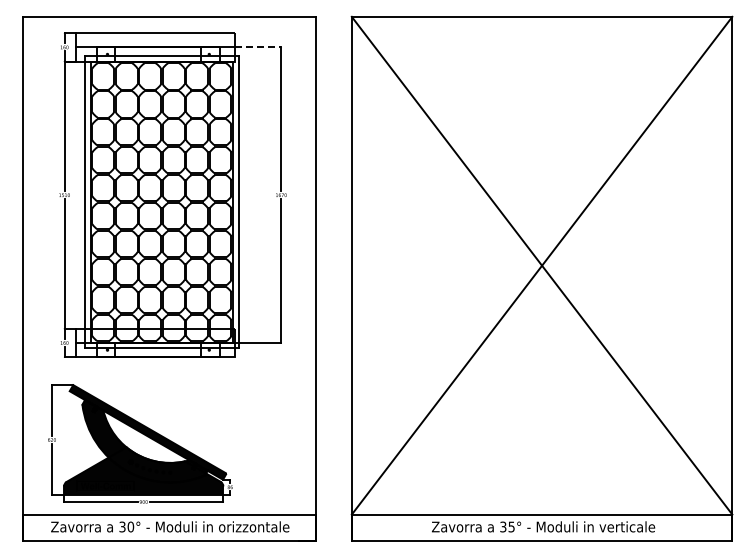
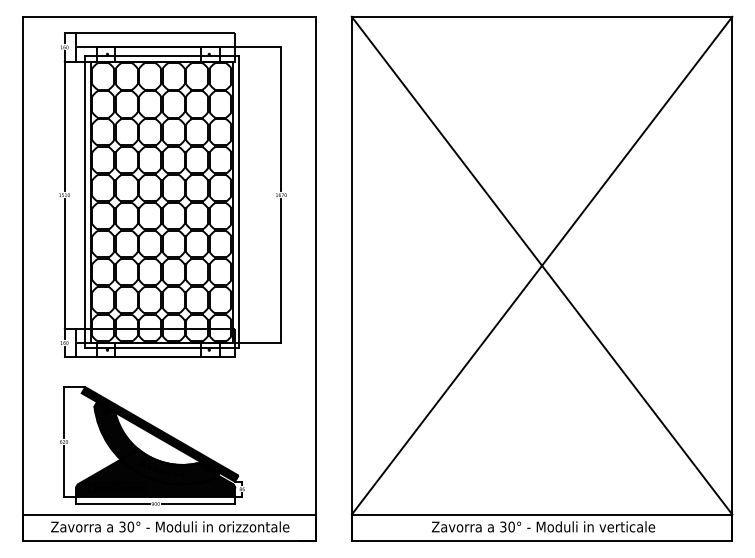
line: dashed -> solid (258, 47)
part position: (140, 443) -> (152, 445) (152, 445)
text: 35° -> 30° (511, 526)
